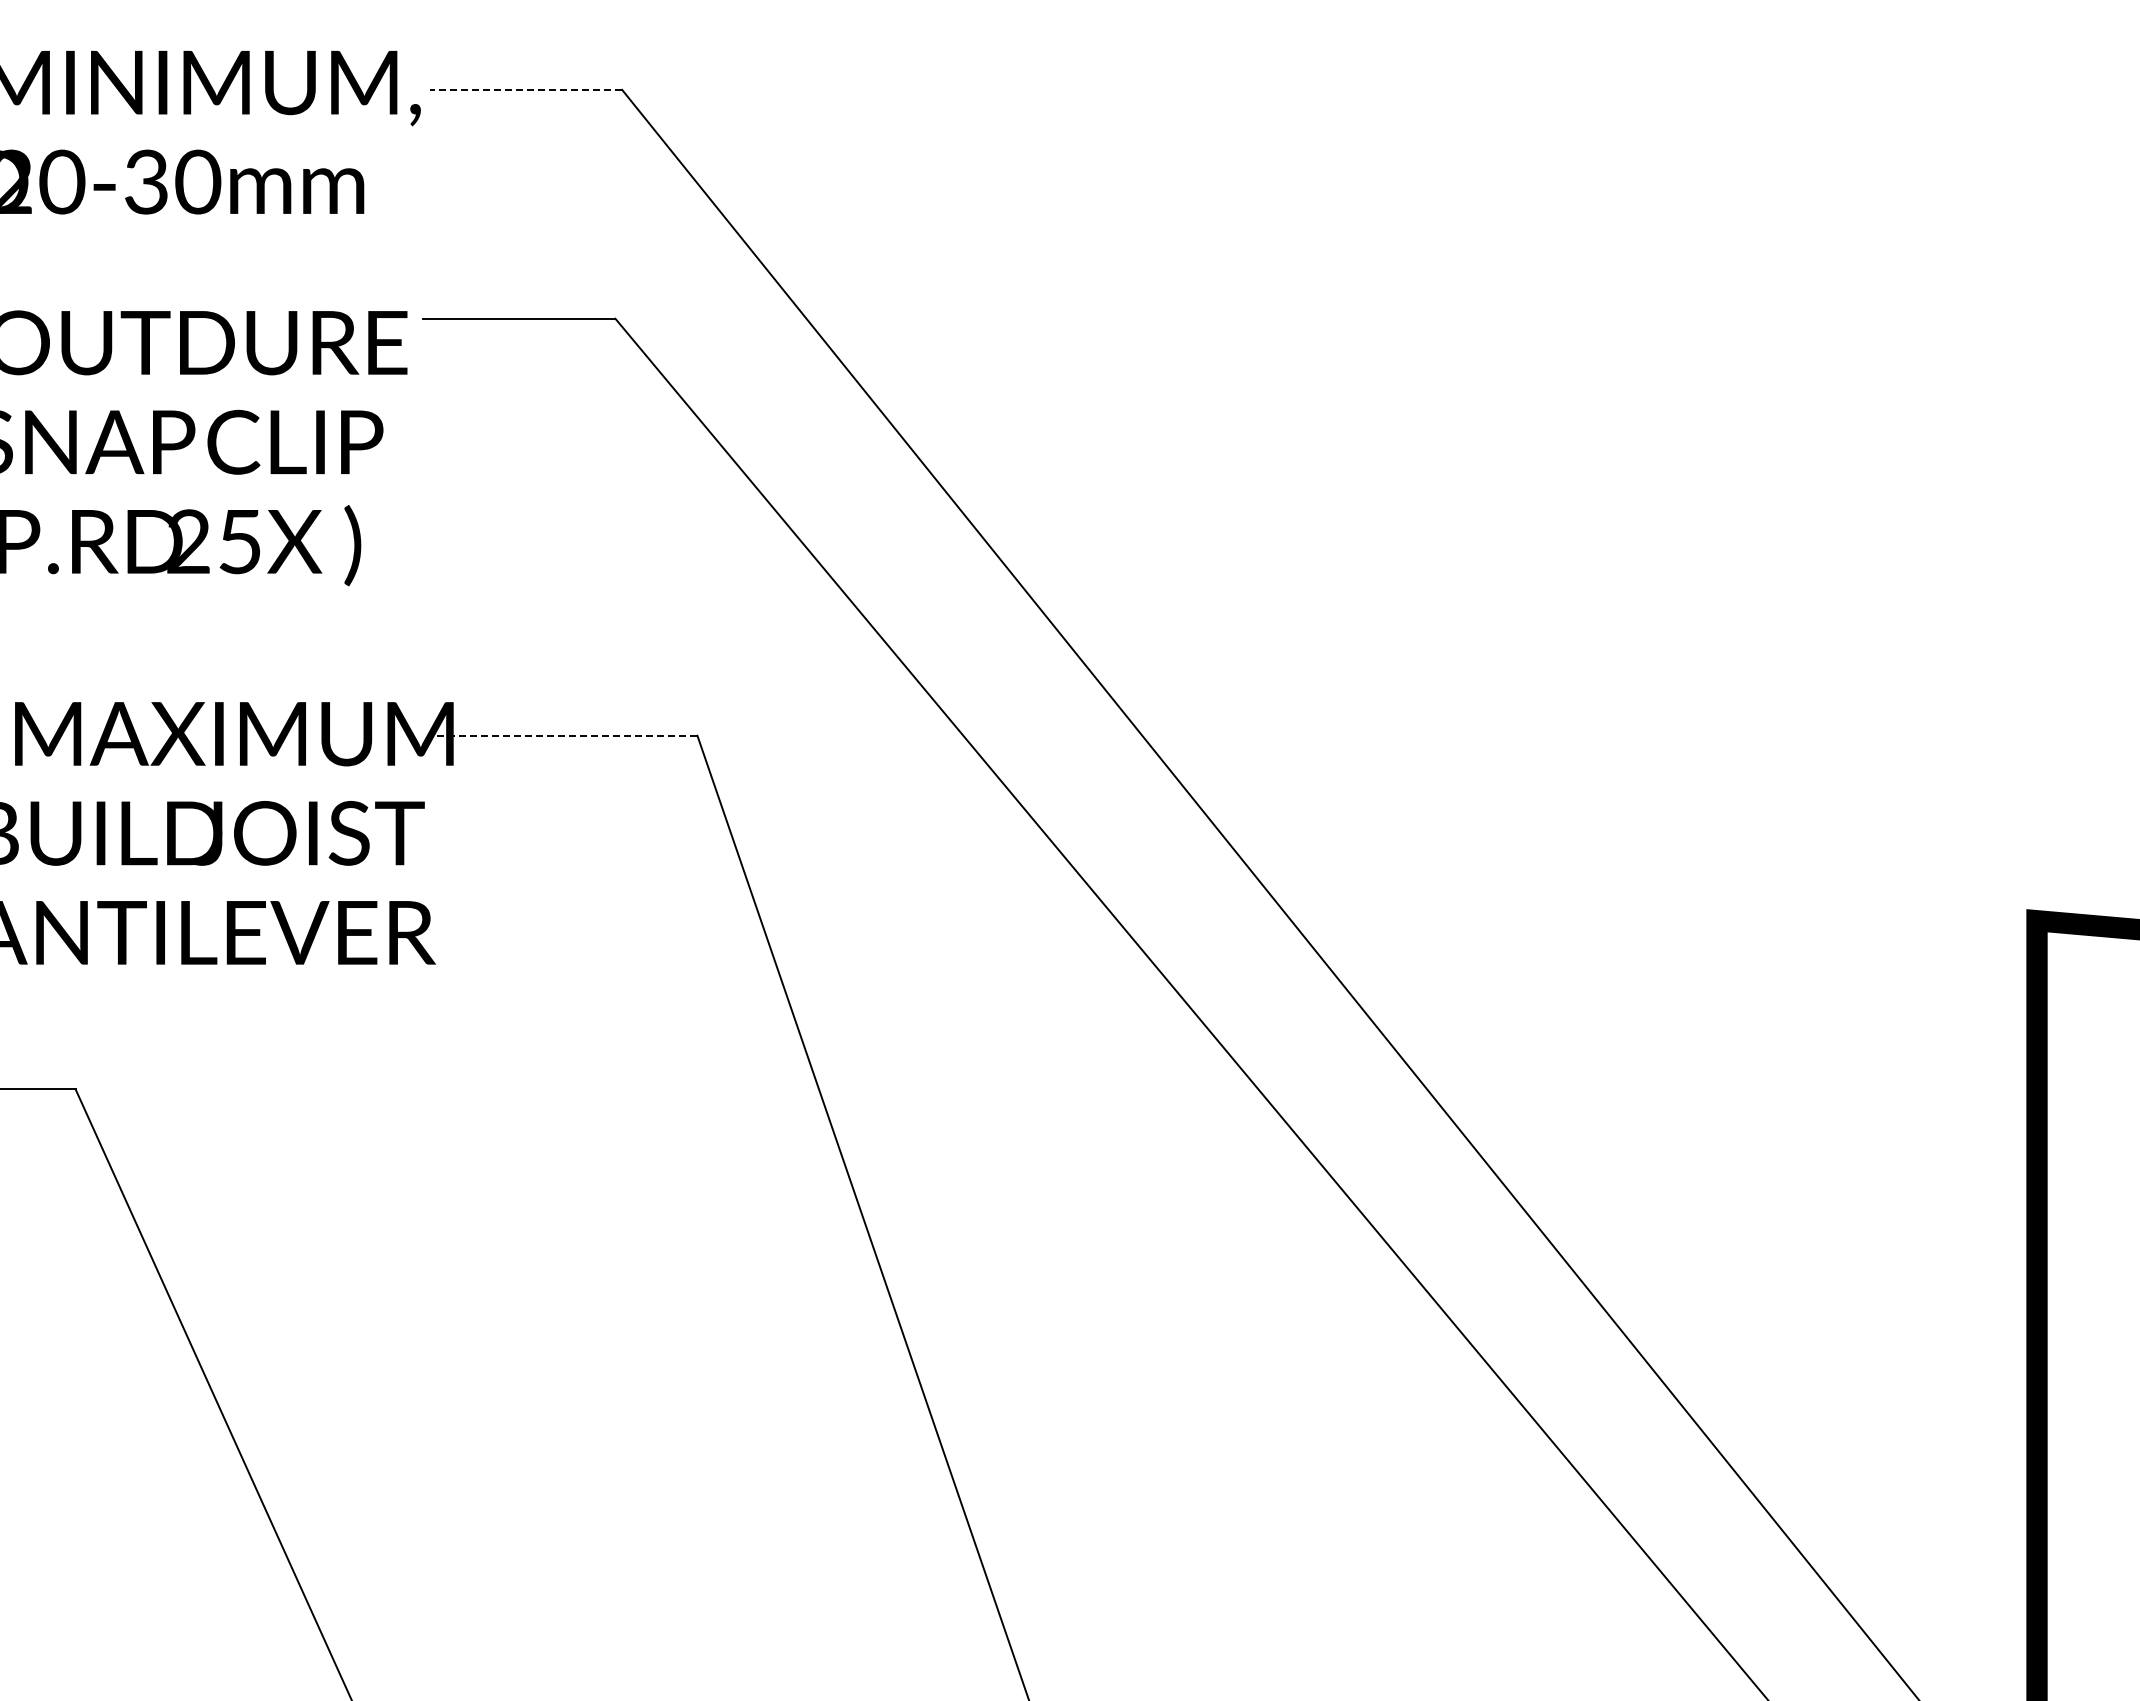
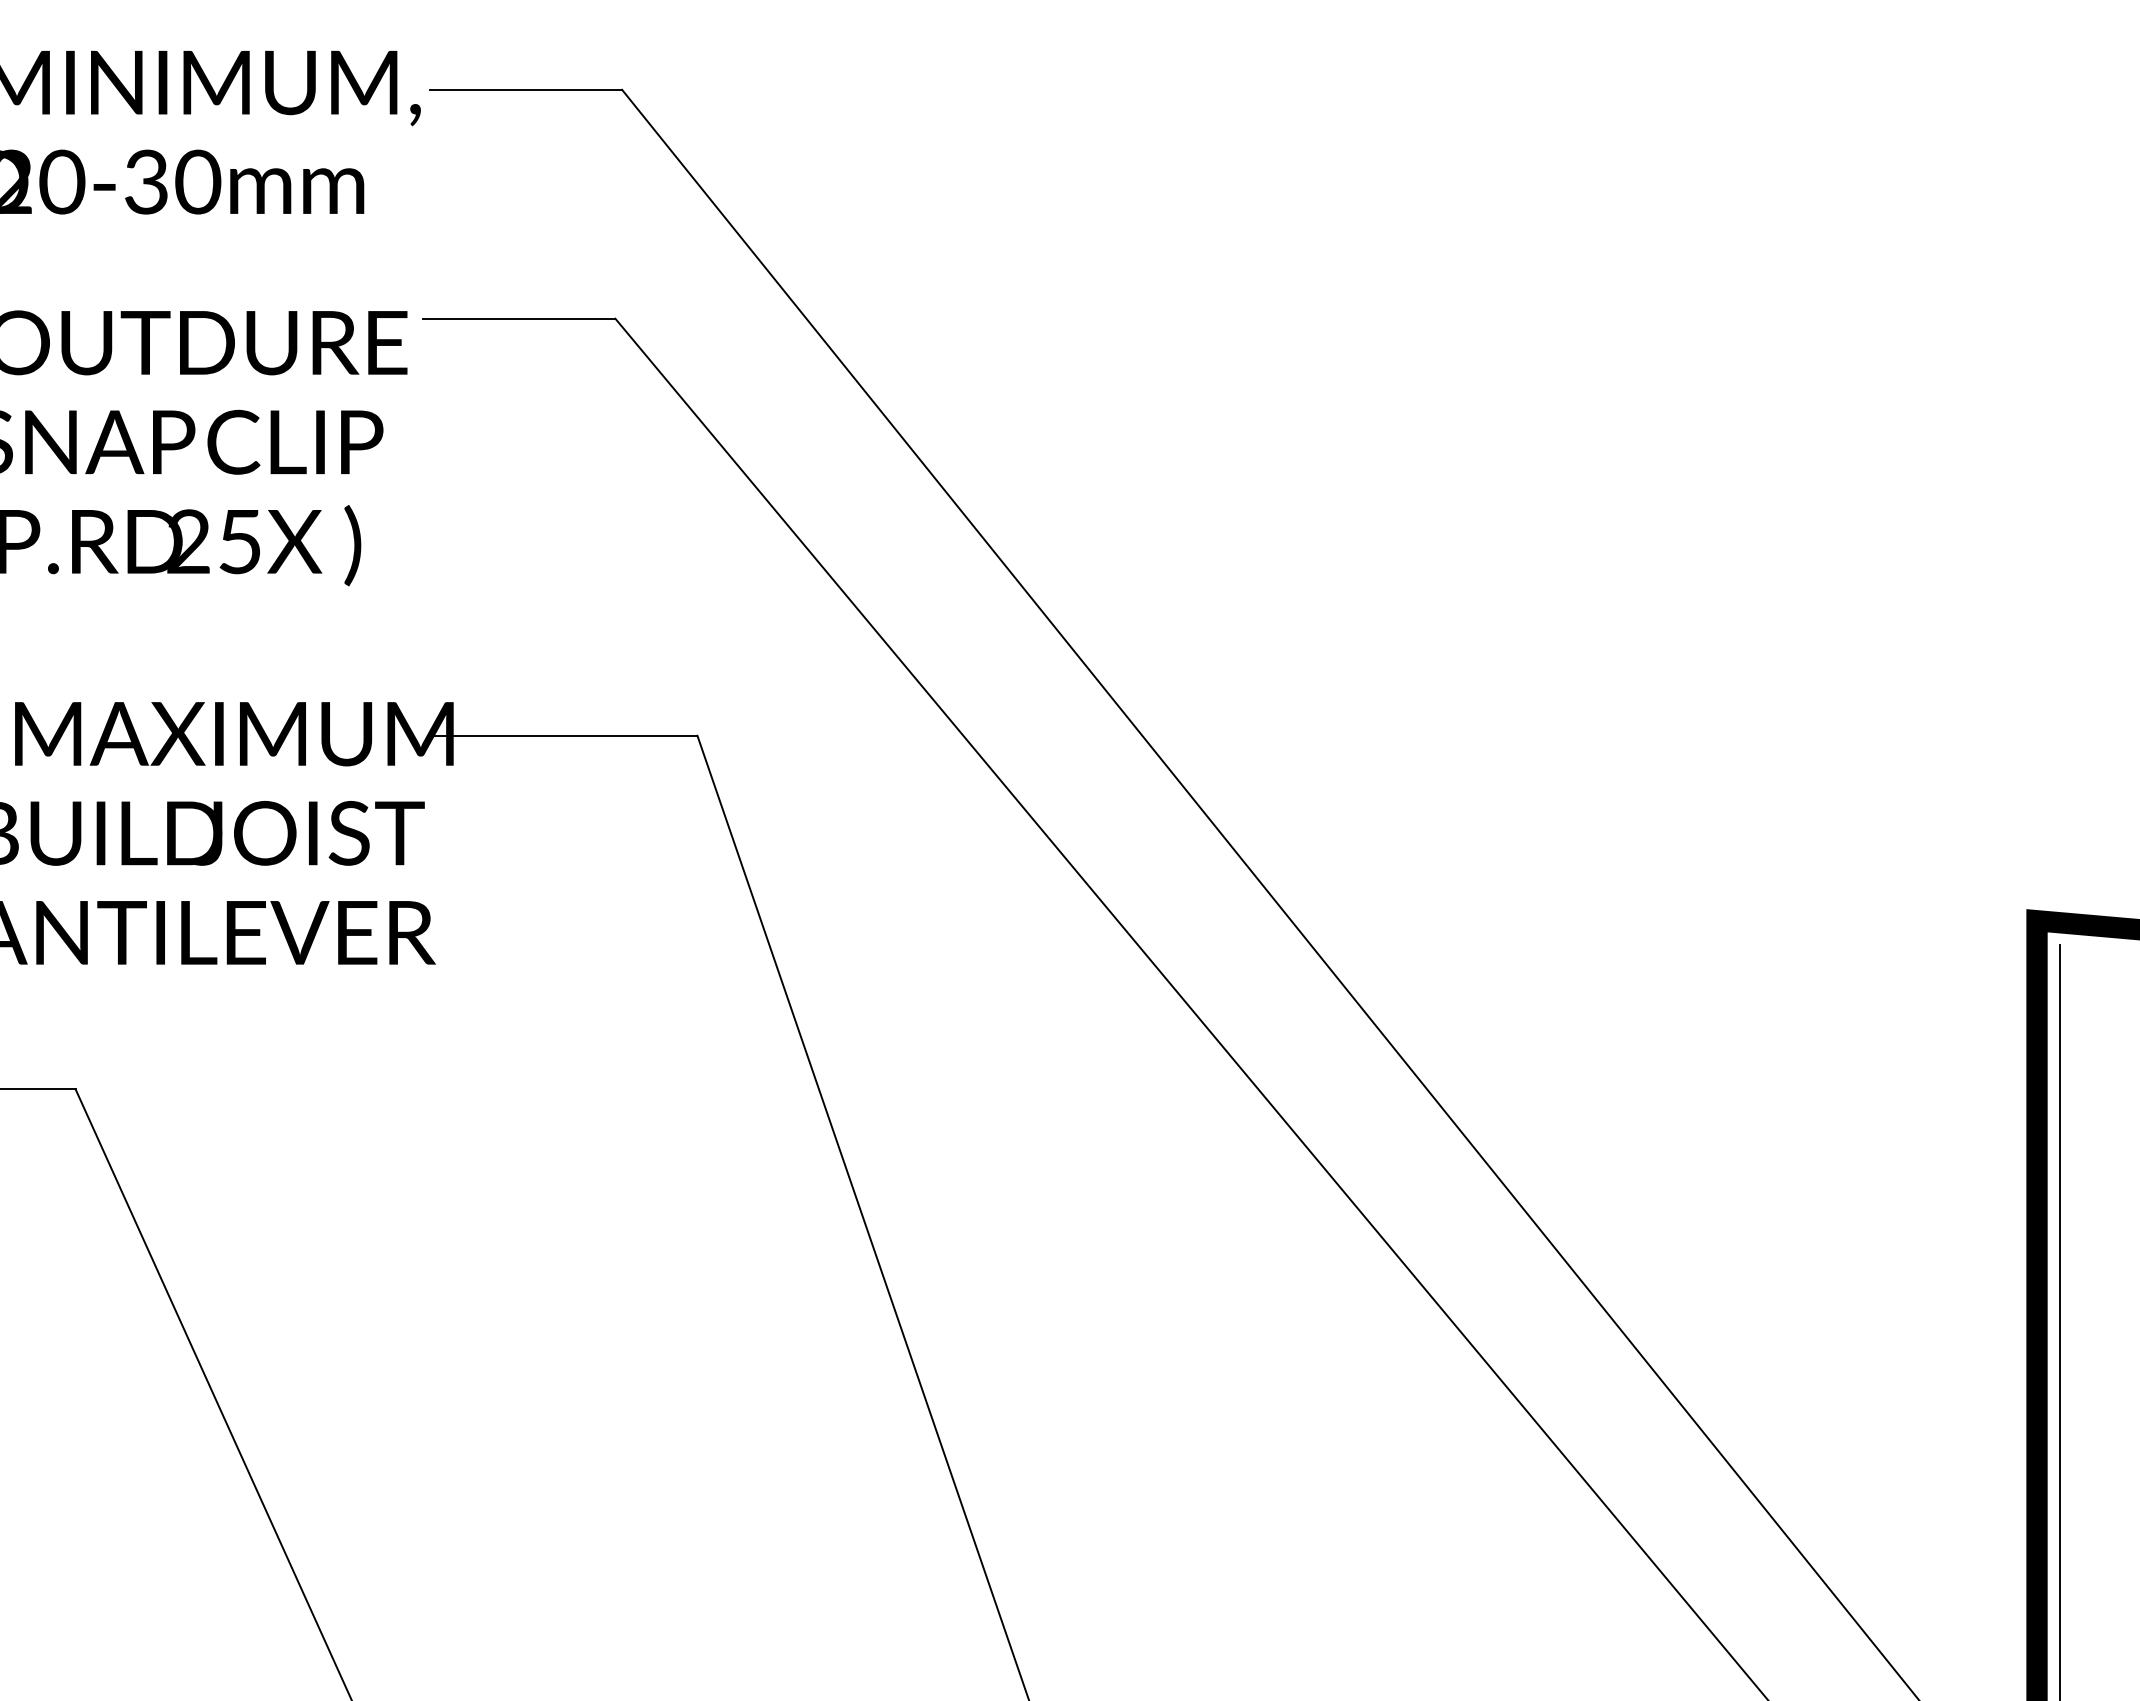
line: dashed -> solid (525, 89)
line: dashed -> solid (563, 735)
line: none -> present (2059, 1321)
